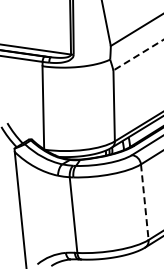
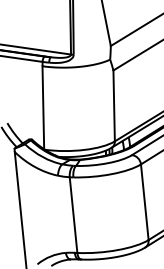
line: dashed -> solid (137, 55)
line: dashed -> solid (144, 202)
